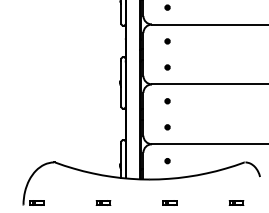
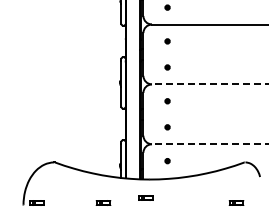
line: solid -> dashed (209, 84)
line: solid -> dashed (209, 144)
part position: (169, 202) -> (145, 197) (145, 197)
